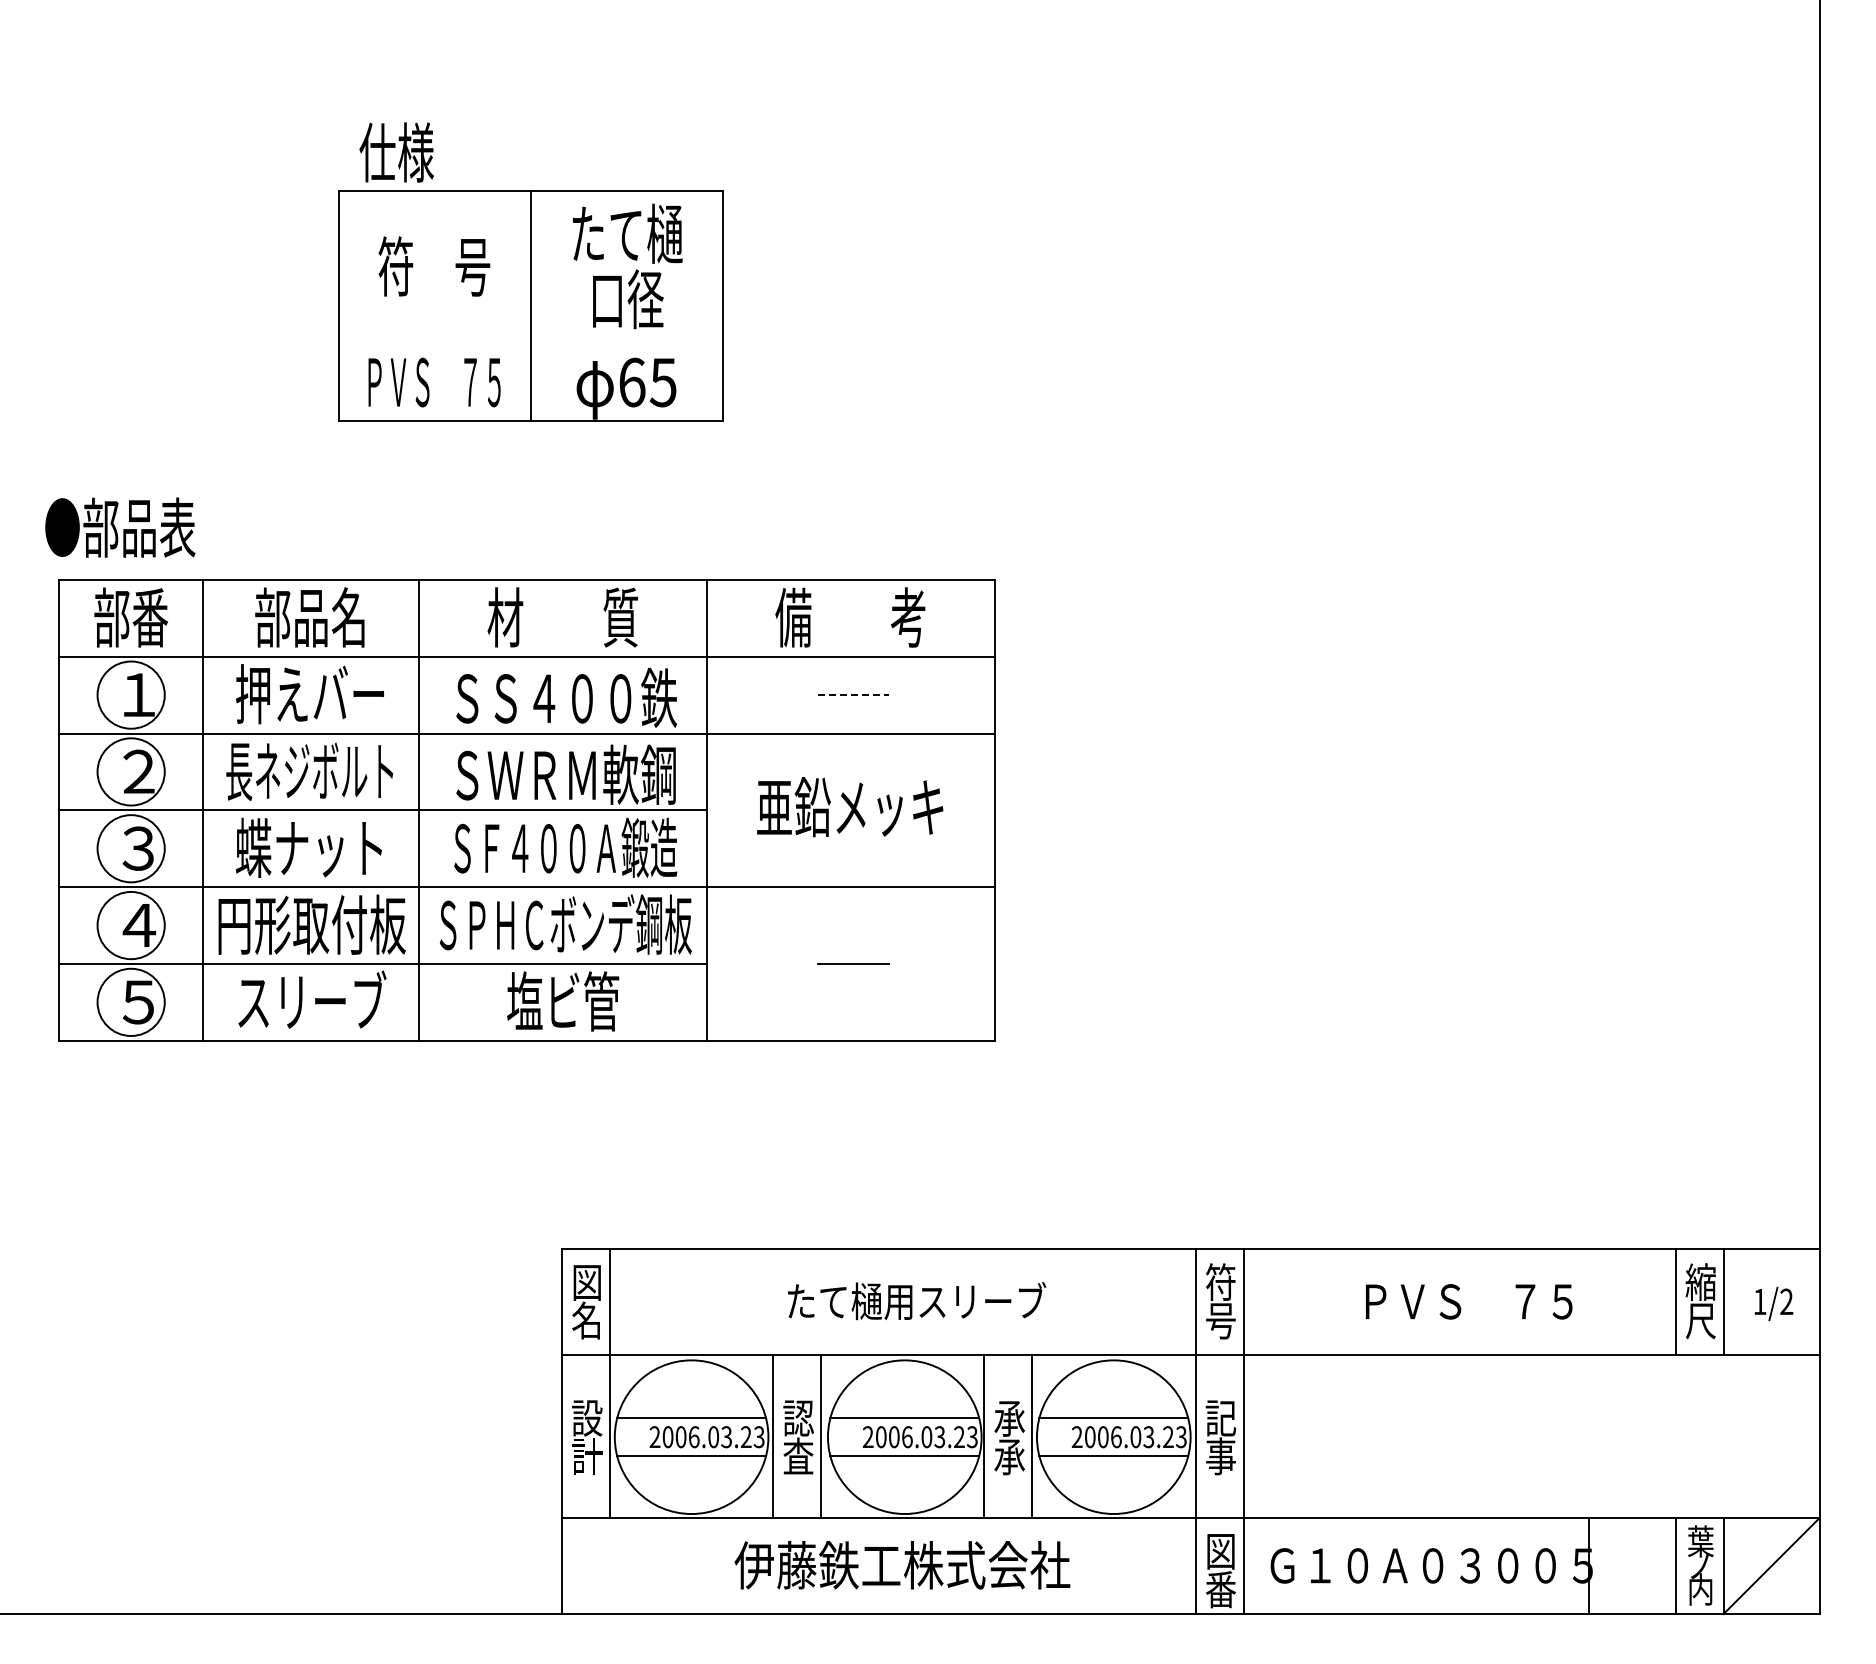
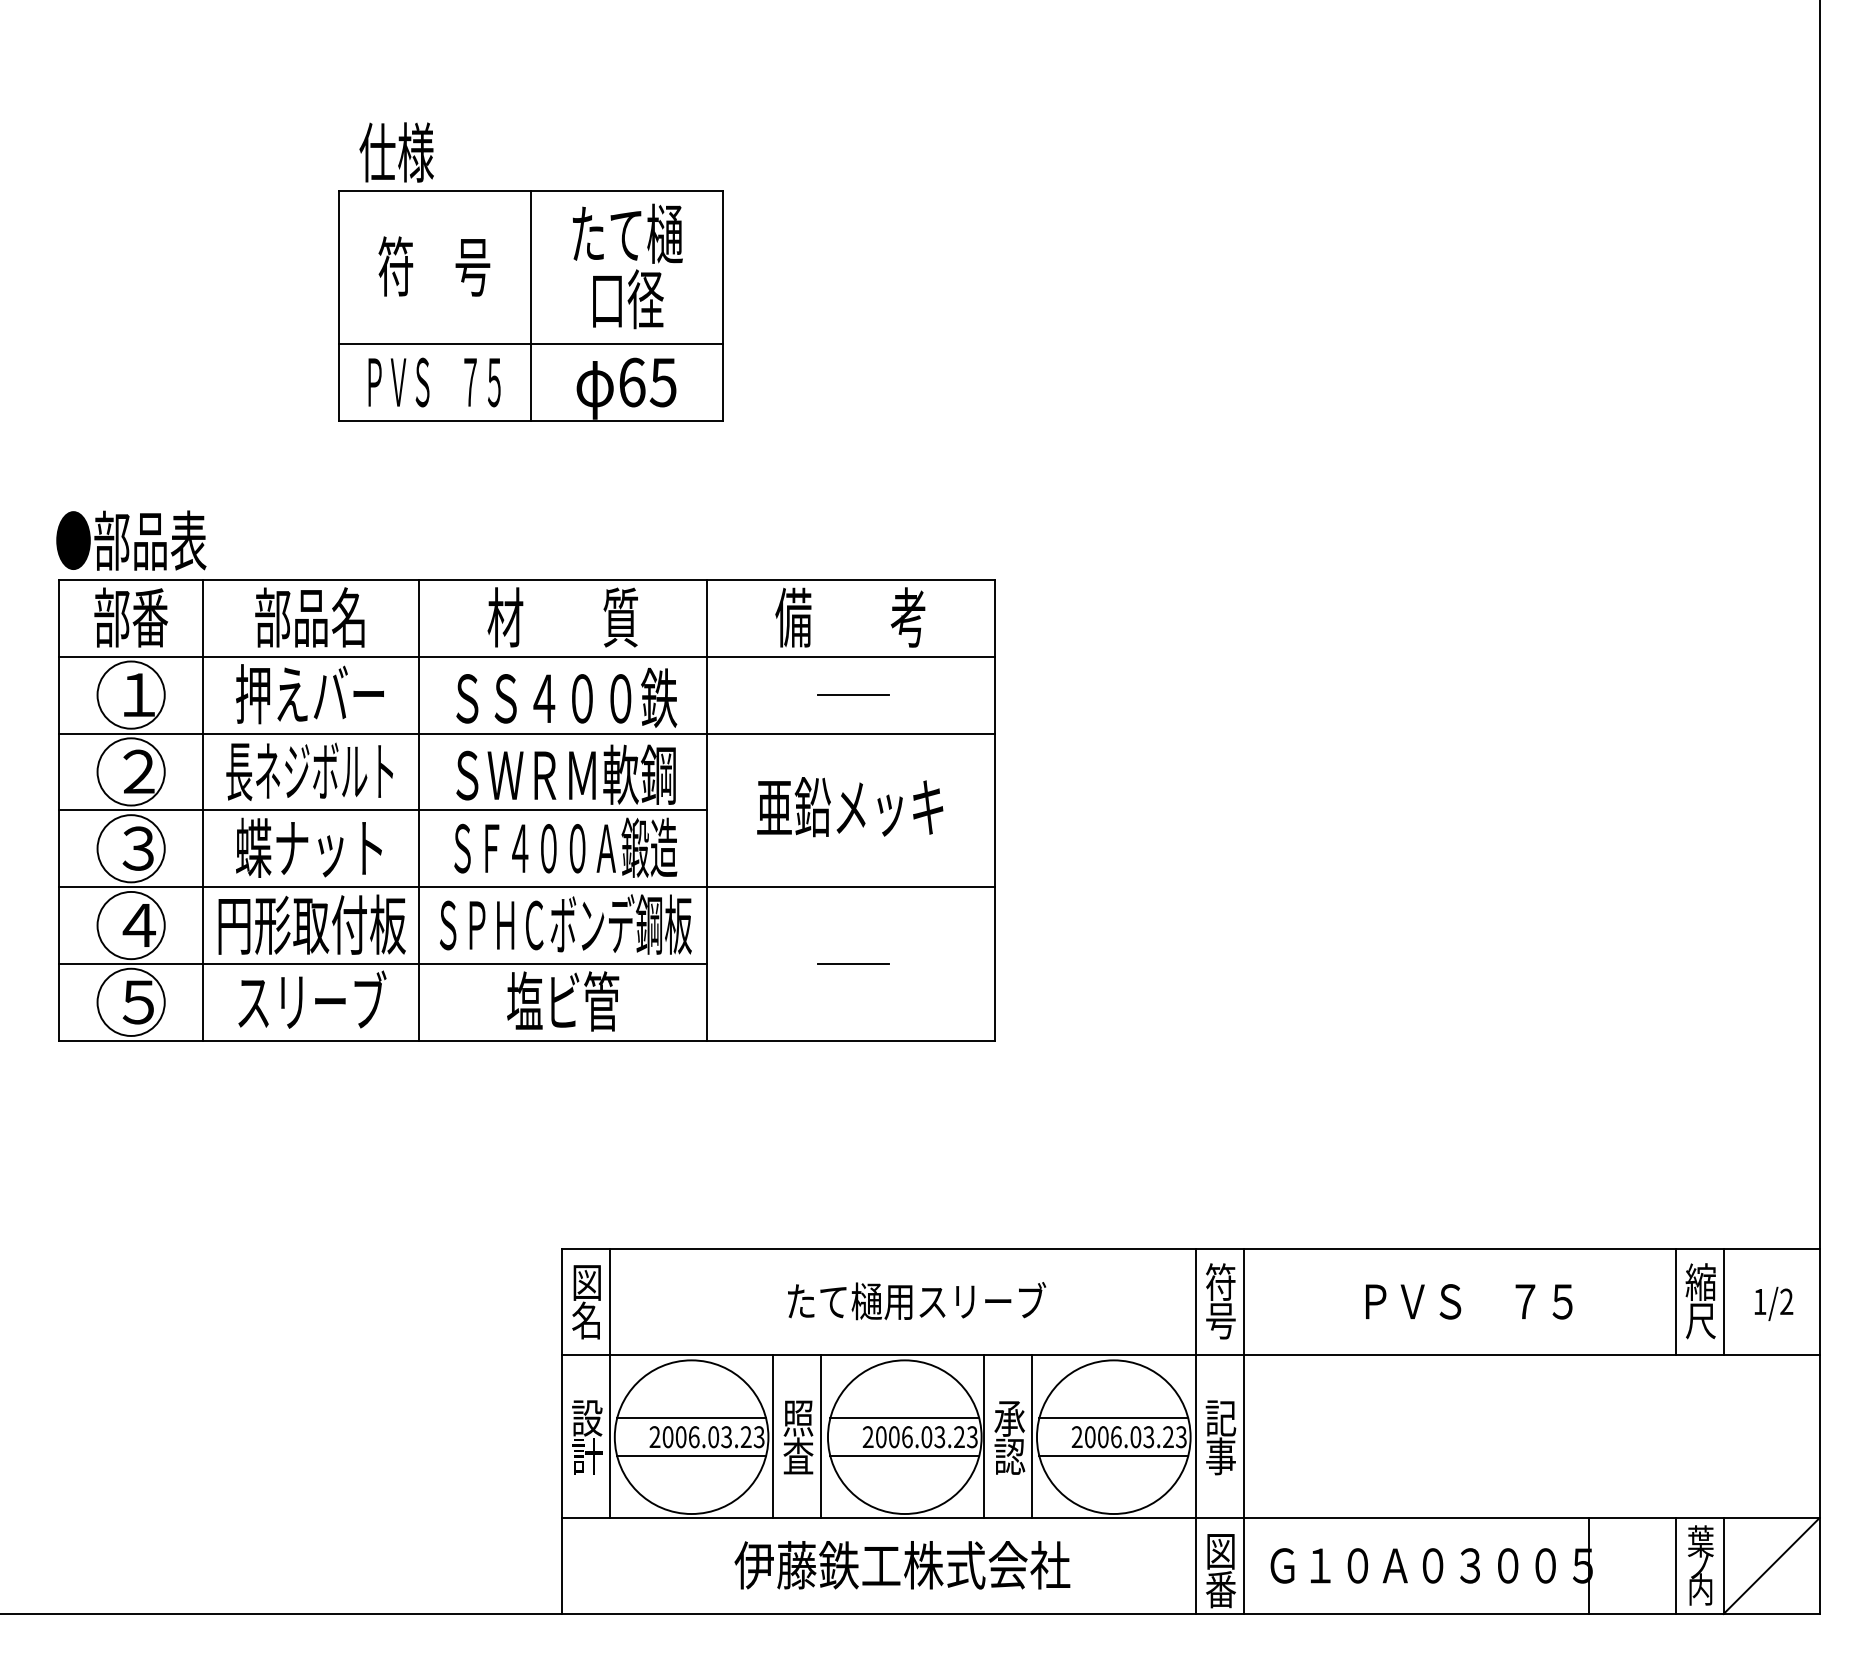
line: none -> present (530, 344)
text position: (120, 527) -> (131, 540) (131, 540)
line: dashed -> solid (853, 695)
text: 認 -> 照 (798, 1418)
text: 承 -> 認 (1009, 1456)
